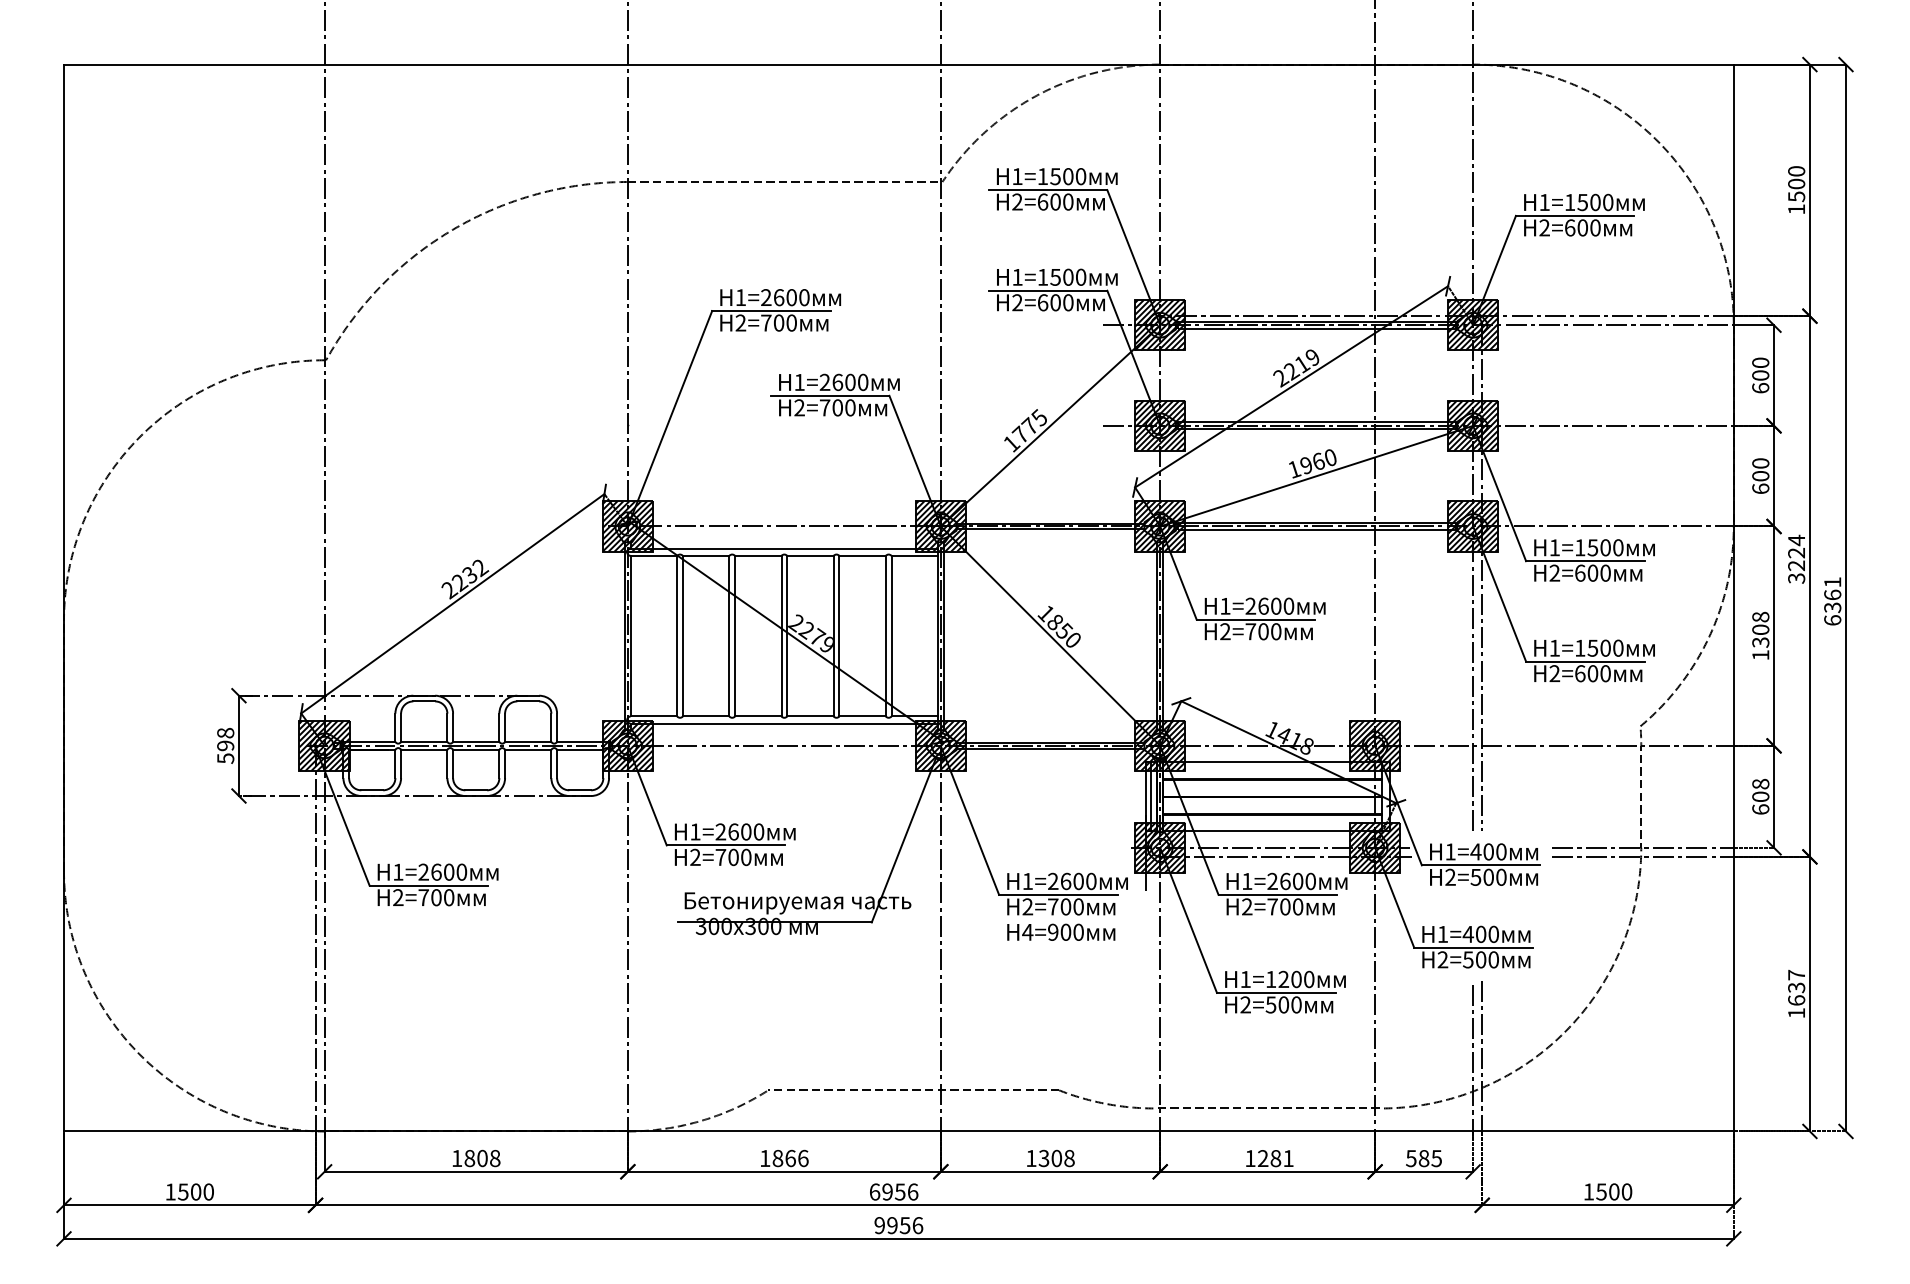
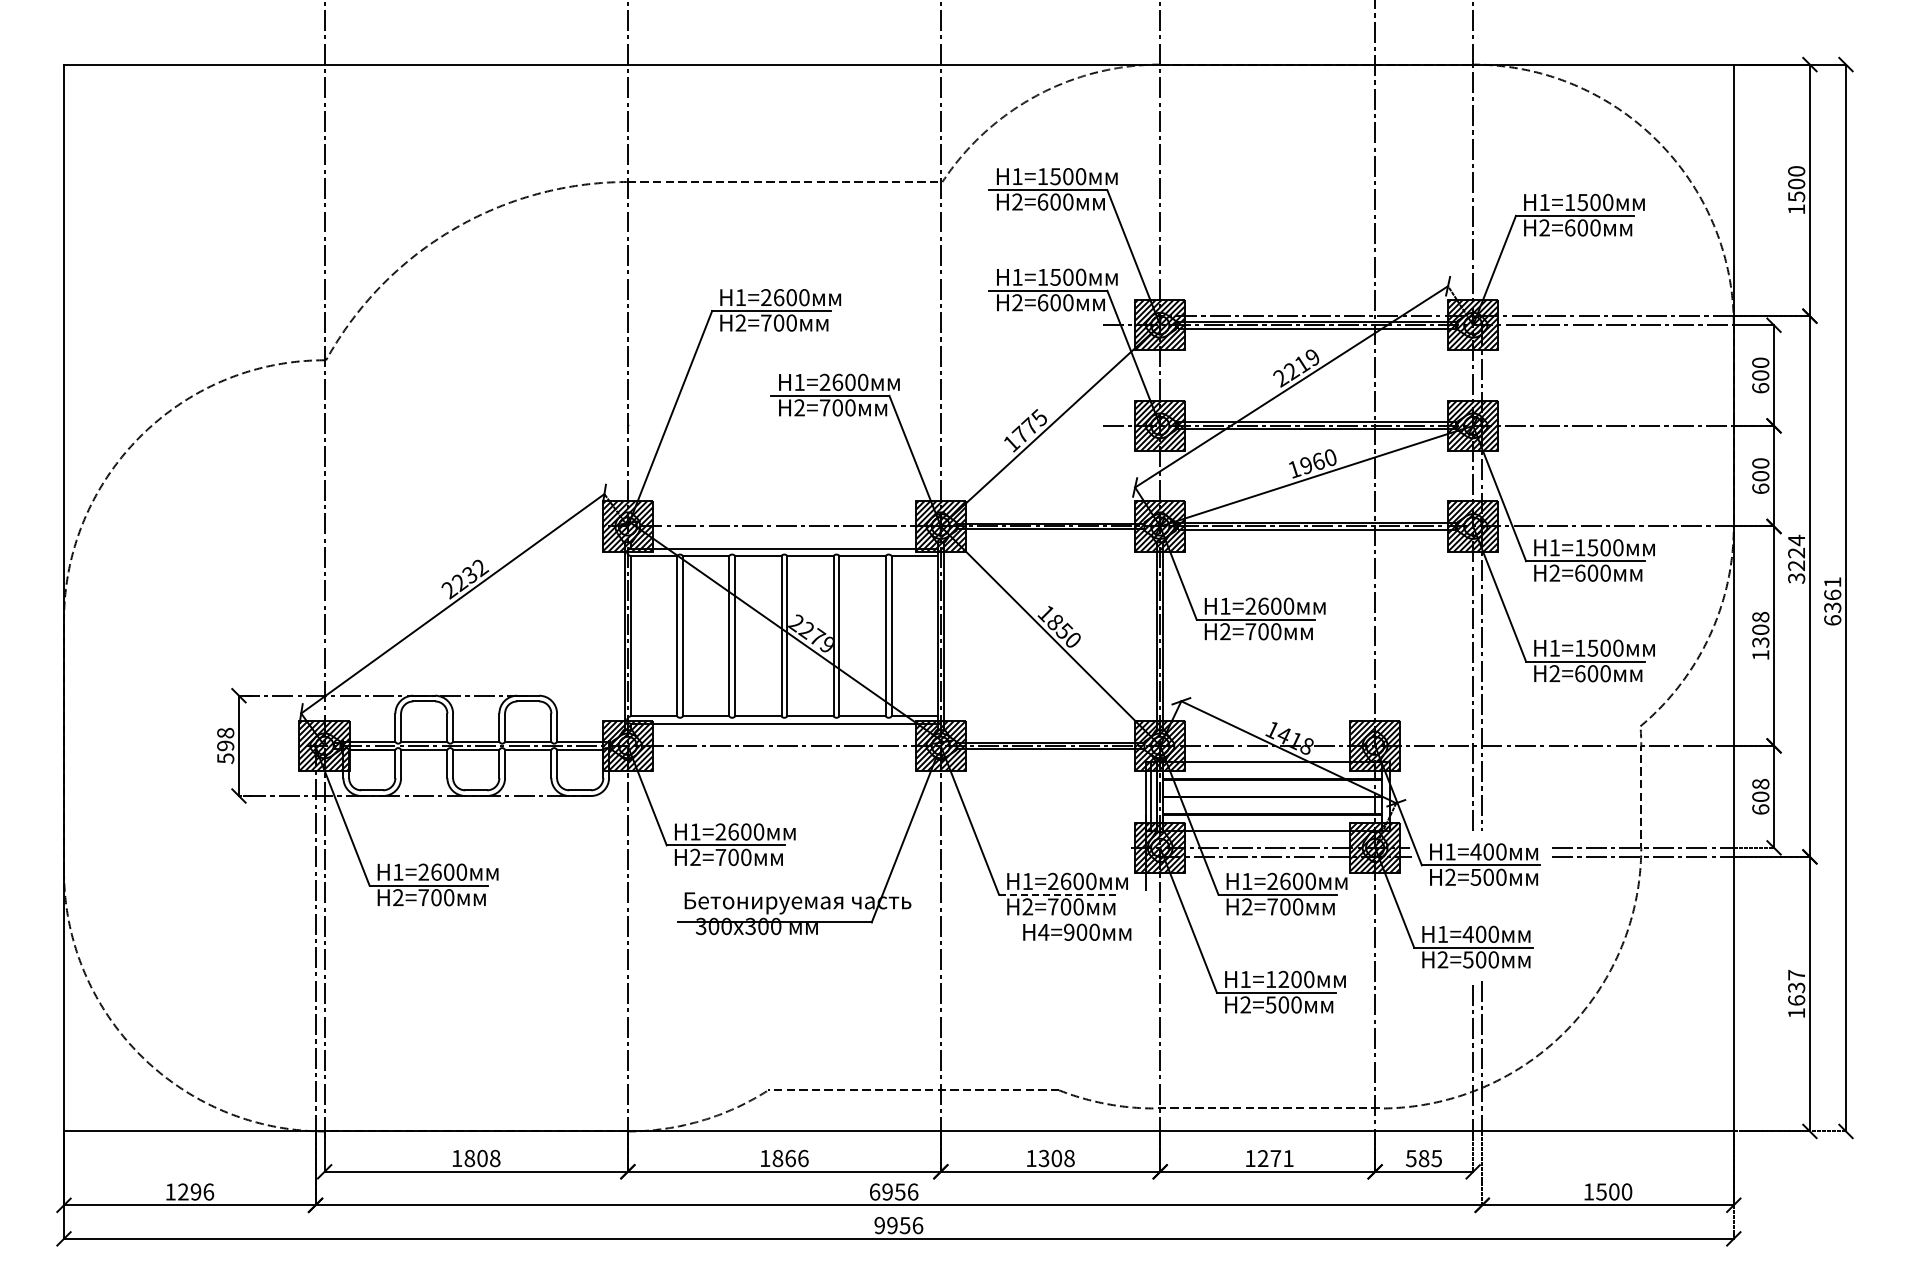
line: solid -> dashed (1058, 894)
text position: (1061, 931) -> (1077, 931) (1077, 931)
text: 1281 -> 1271 (1275, 1158)
text: 1500 -> 1296 (196, 1191)
